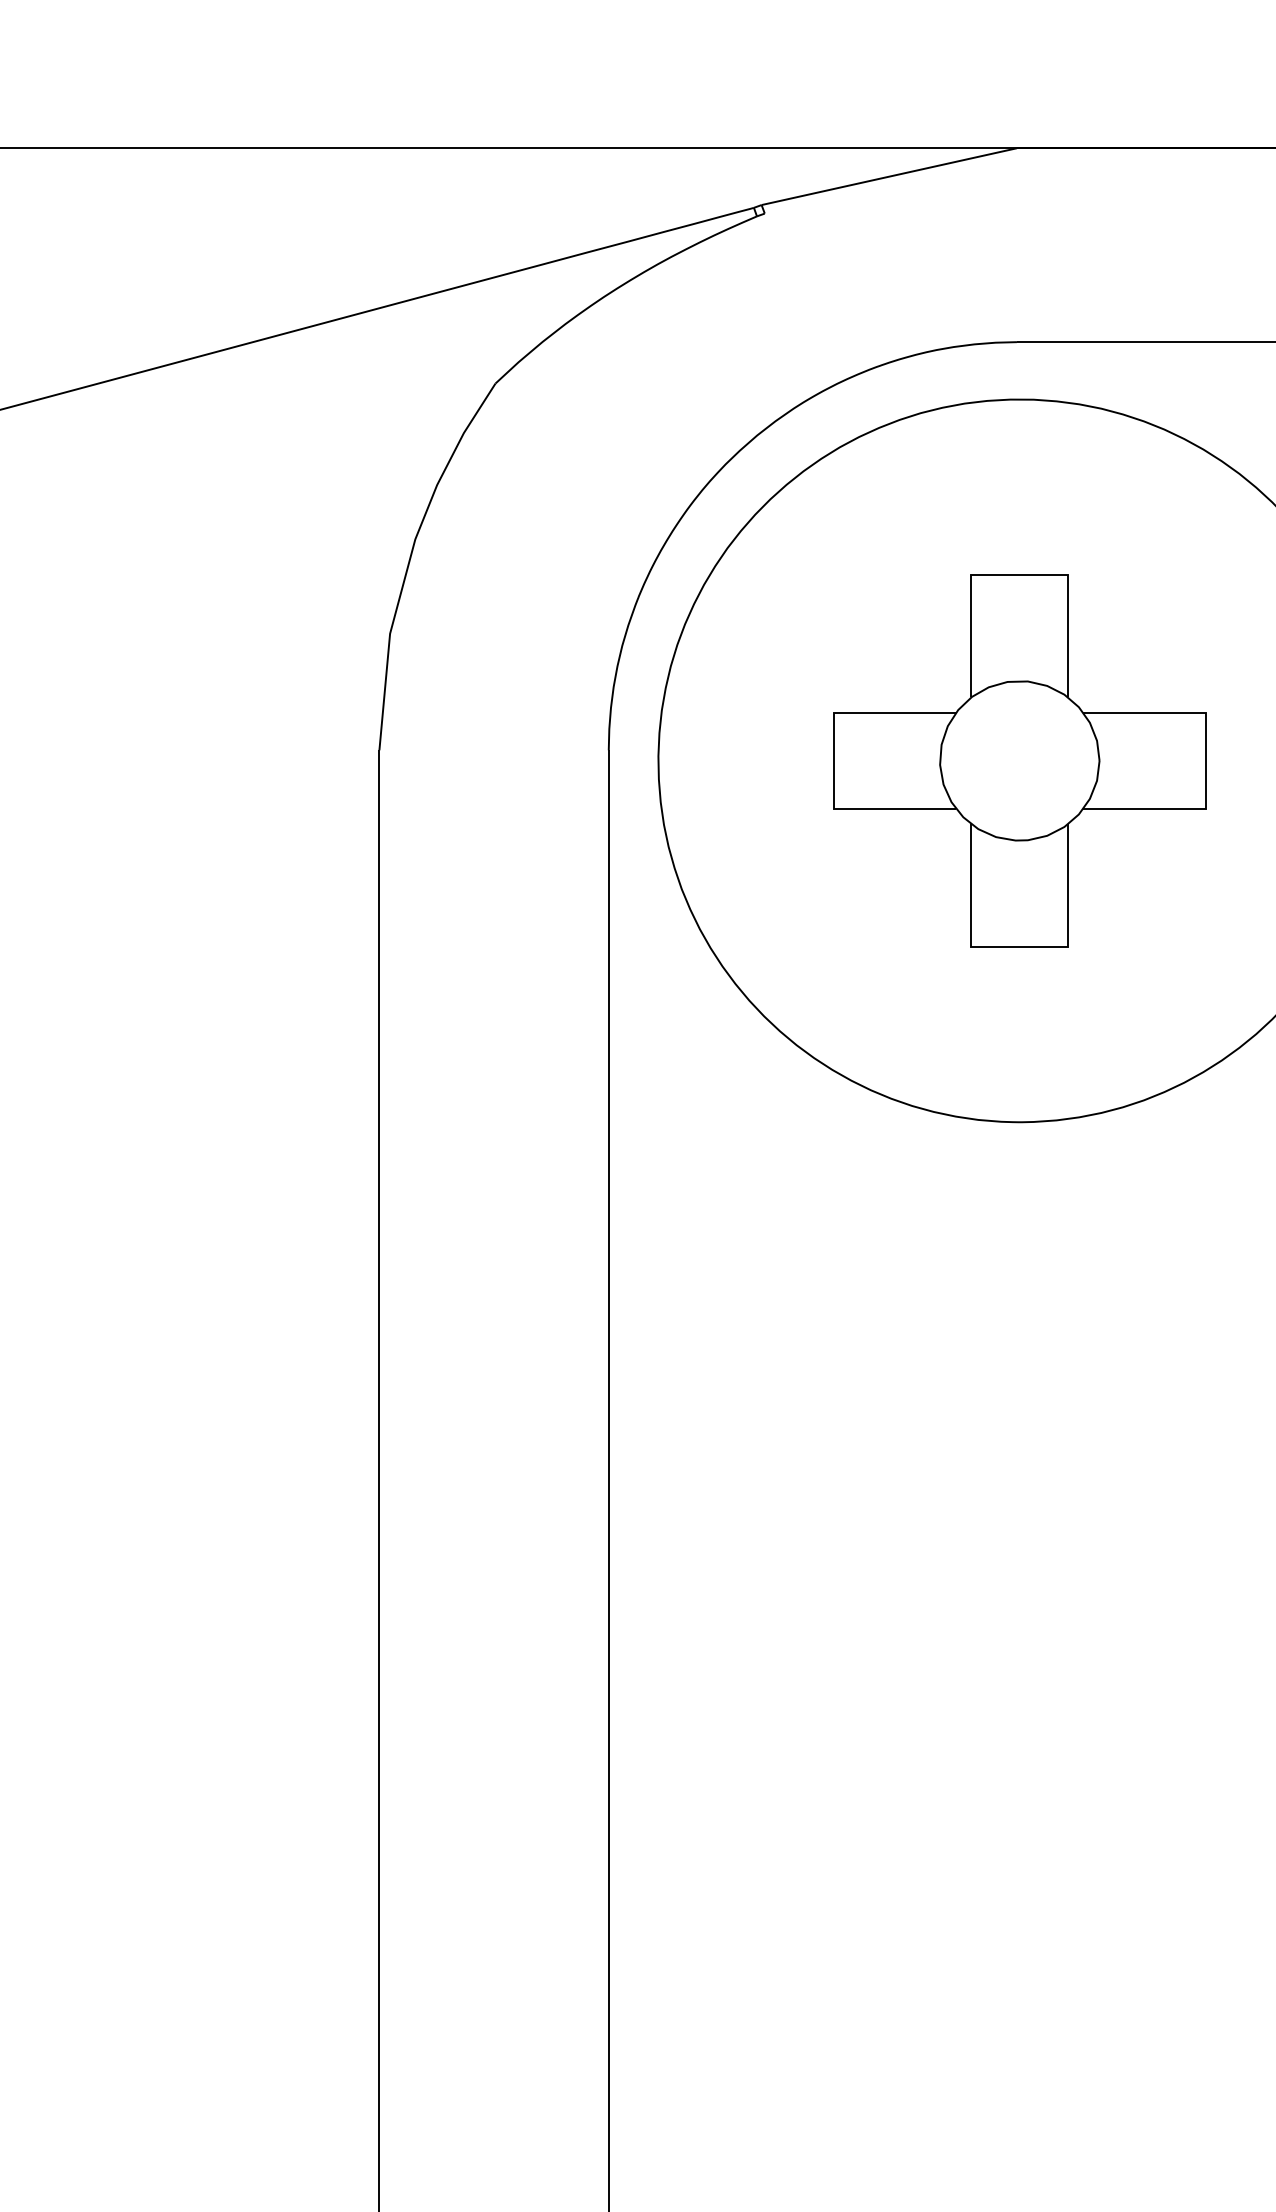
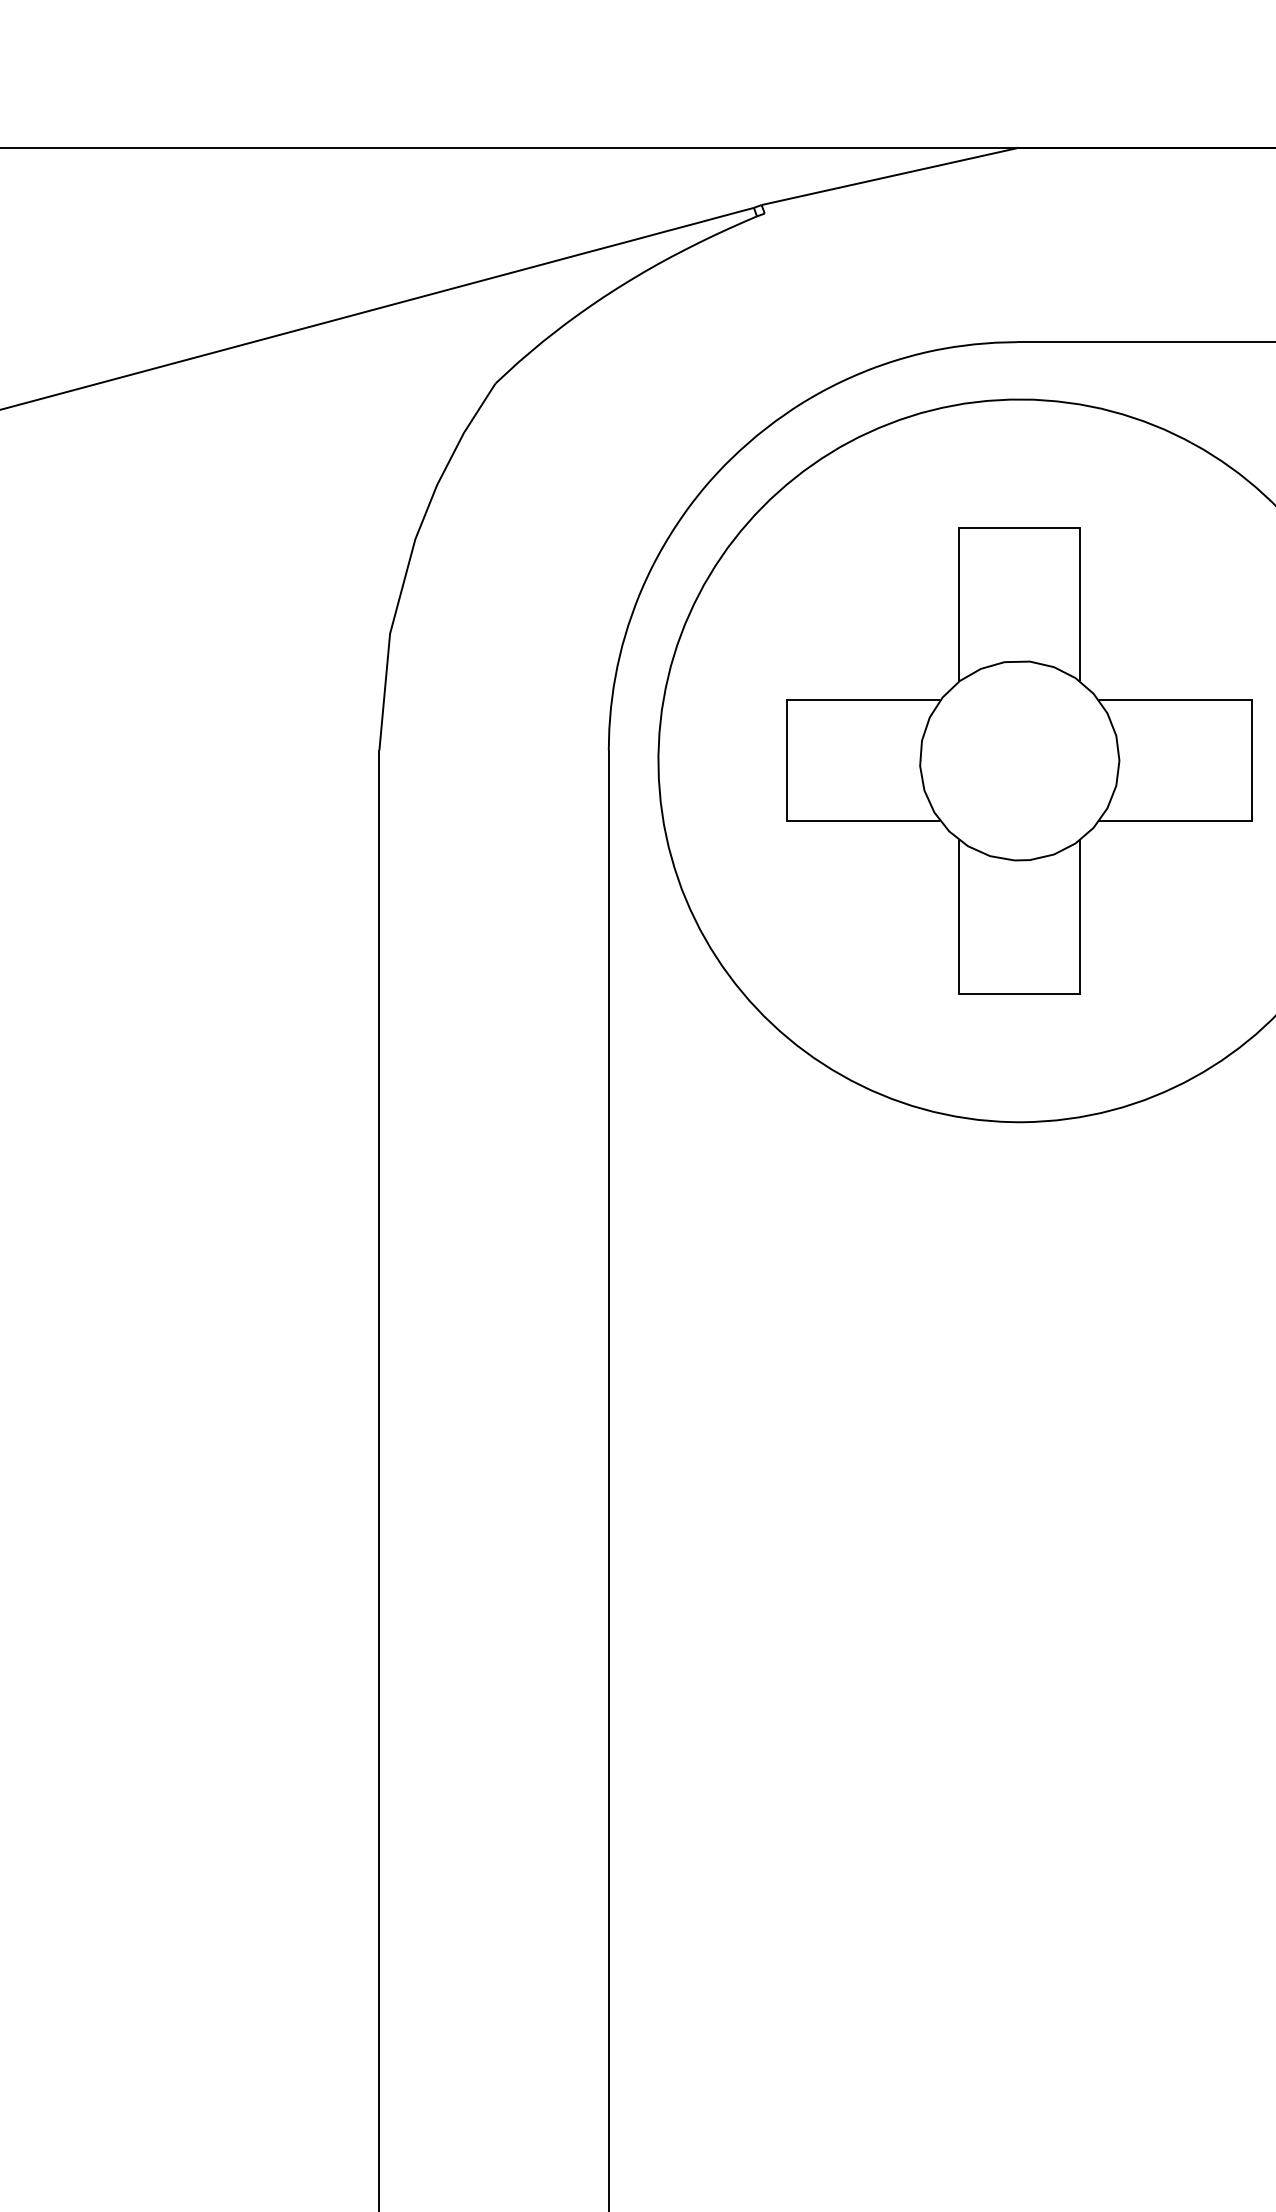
part size: 374x374 px -> 467x468 px (1019, 760)
